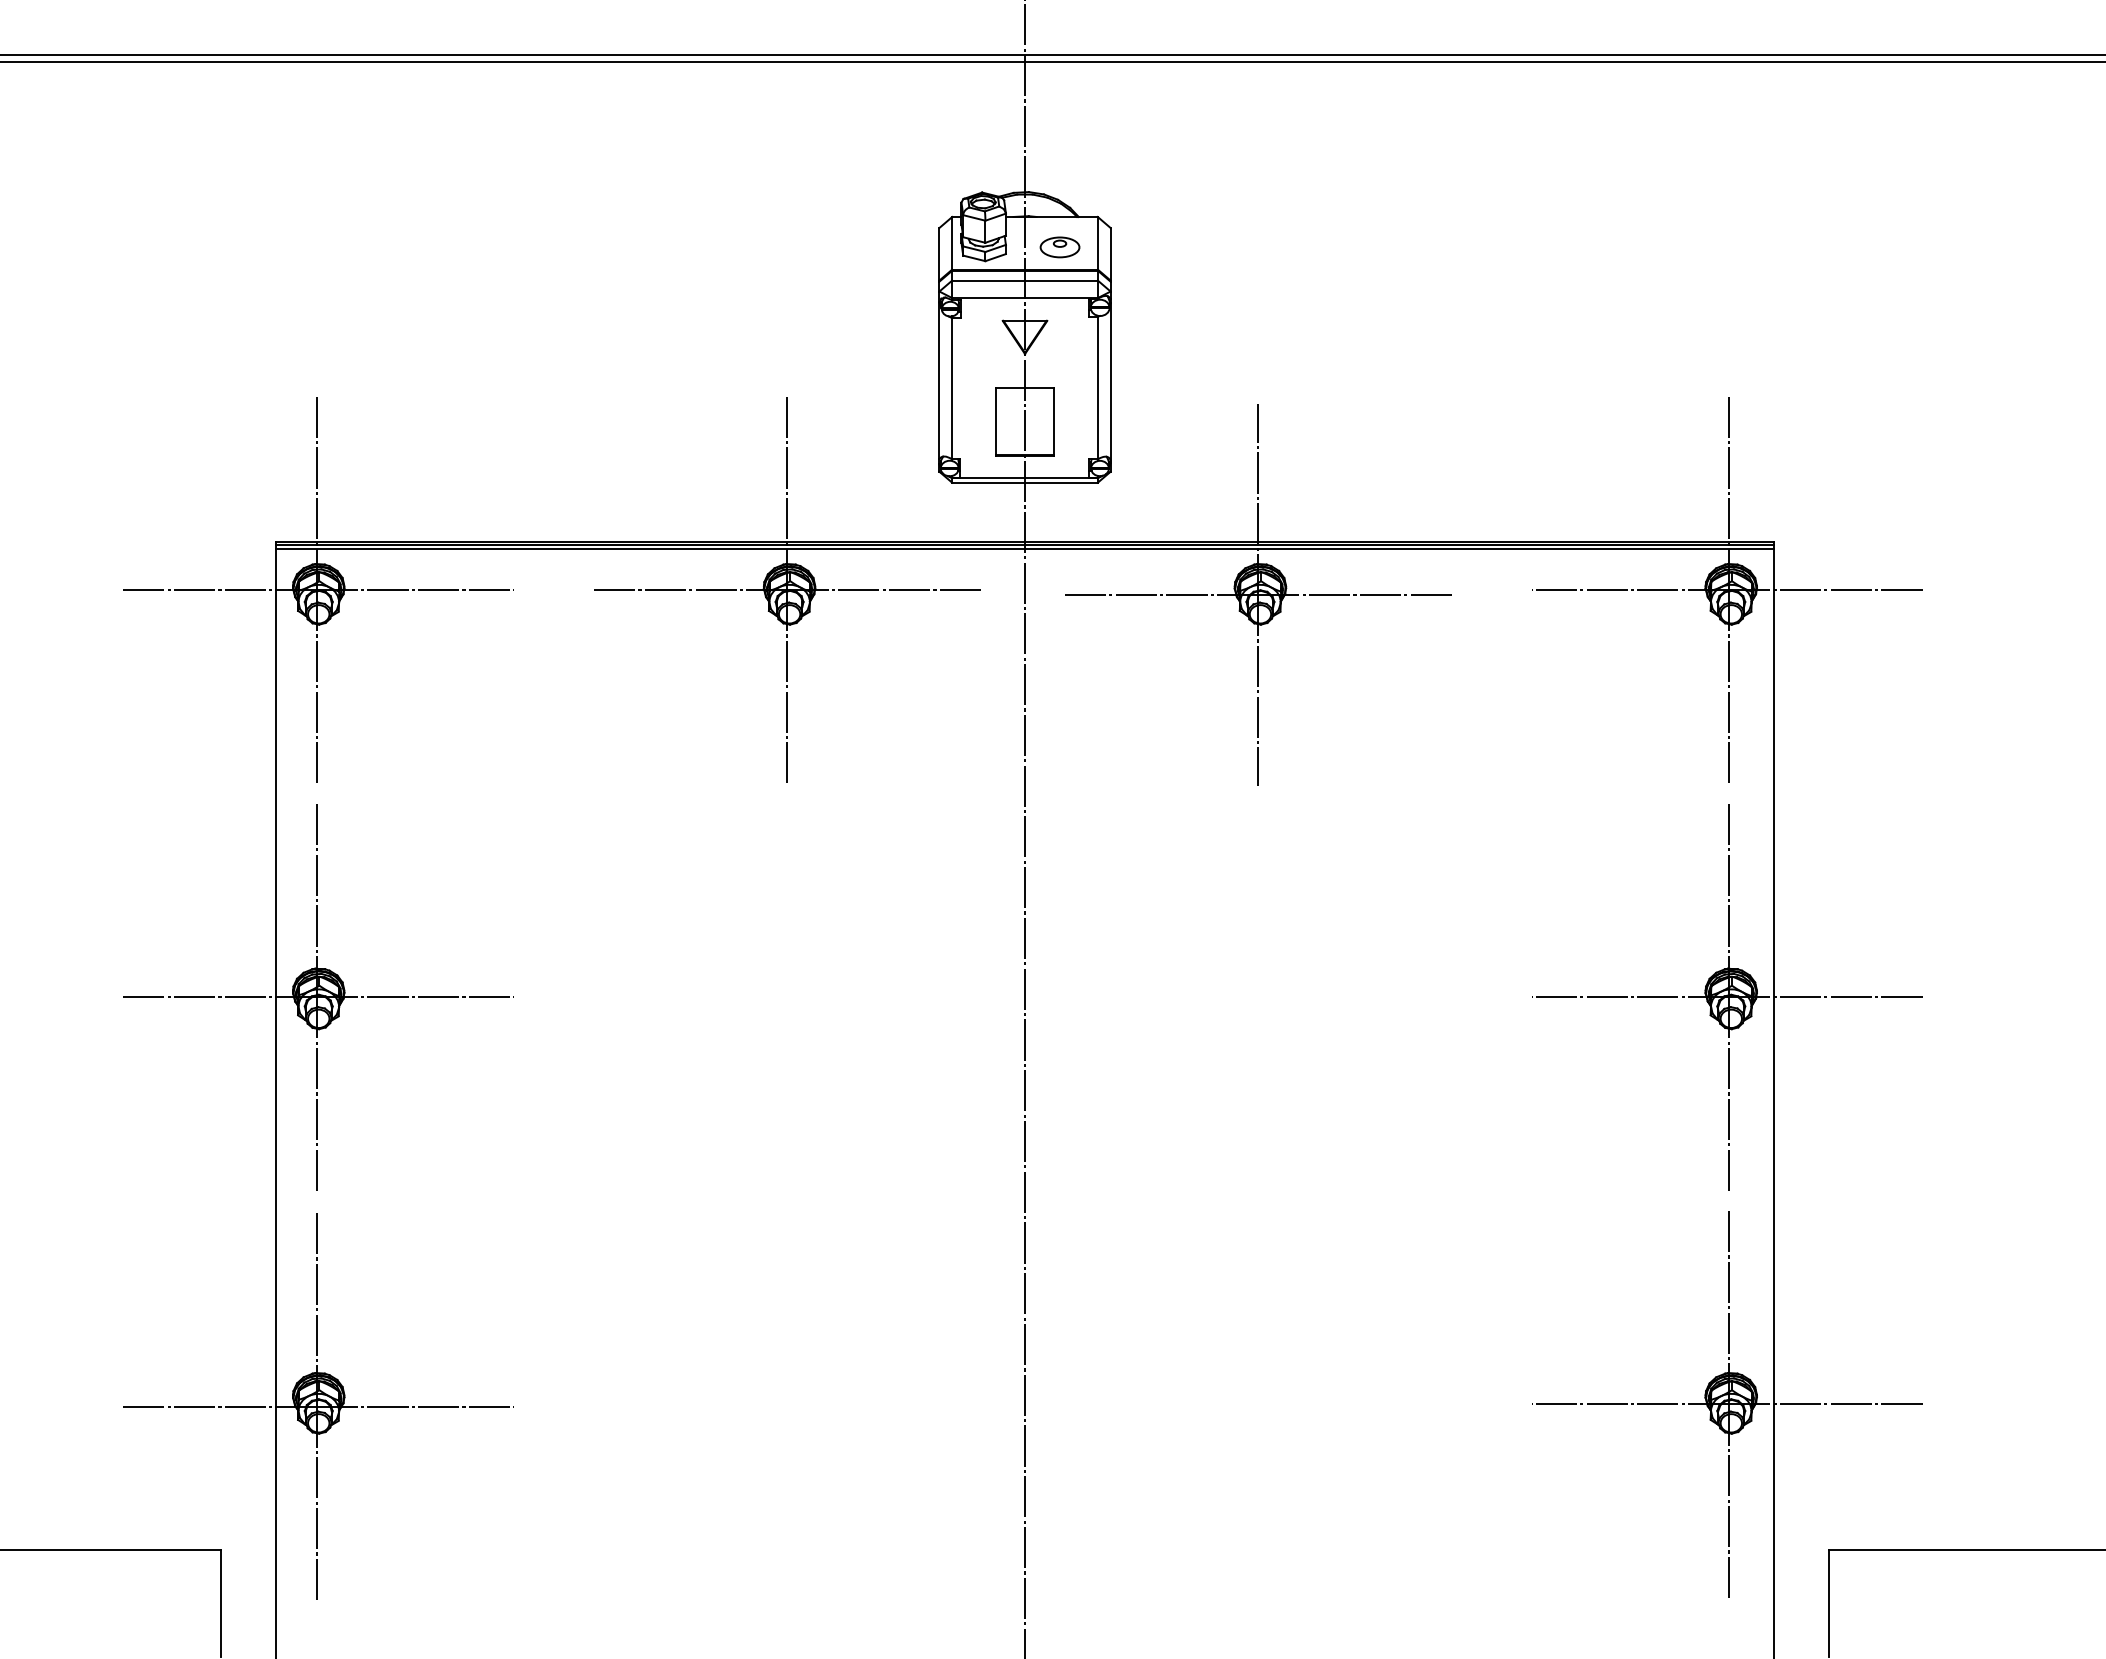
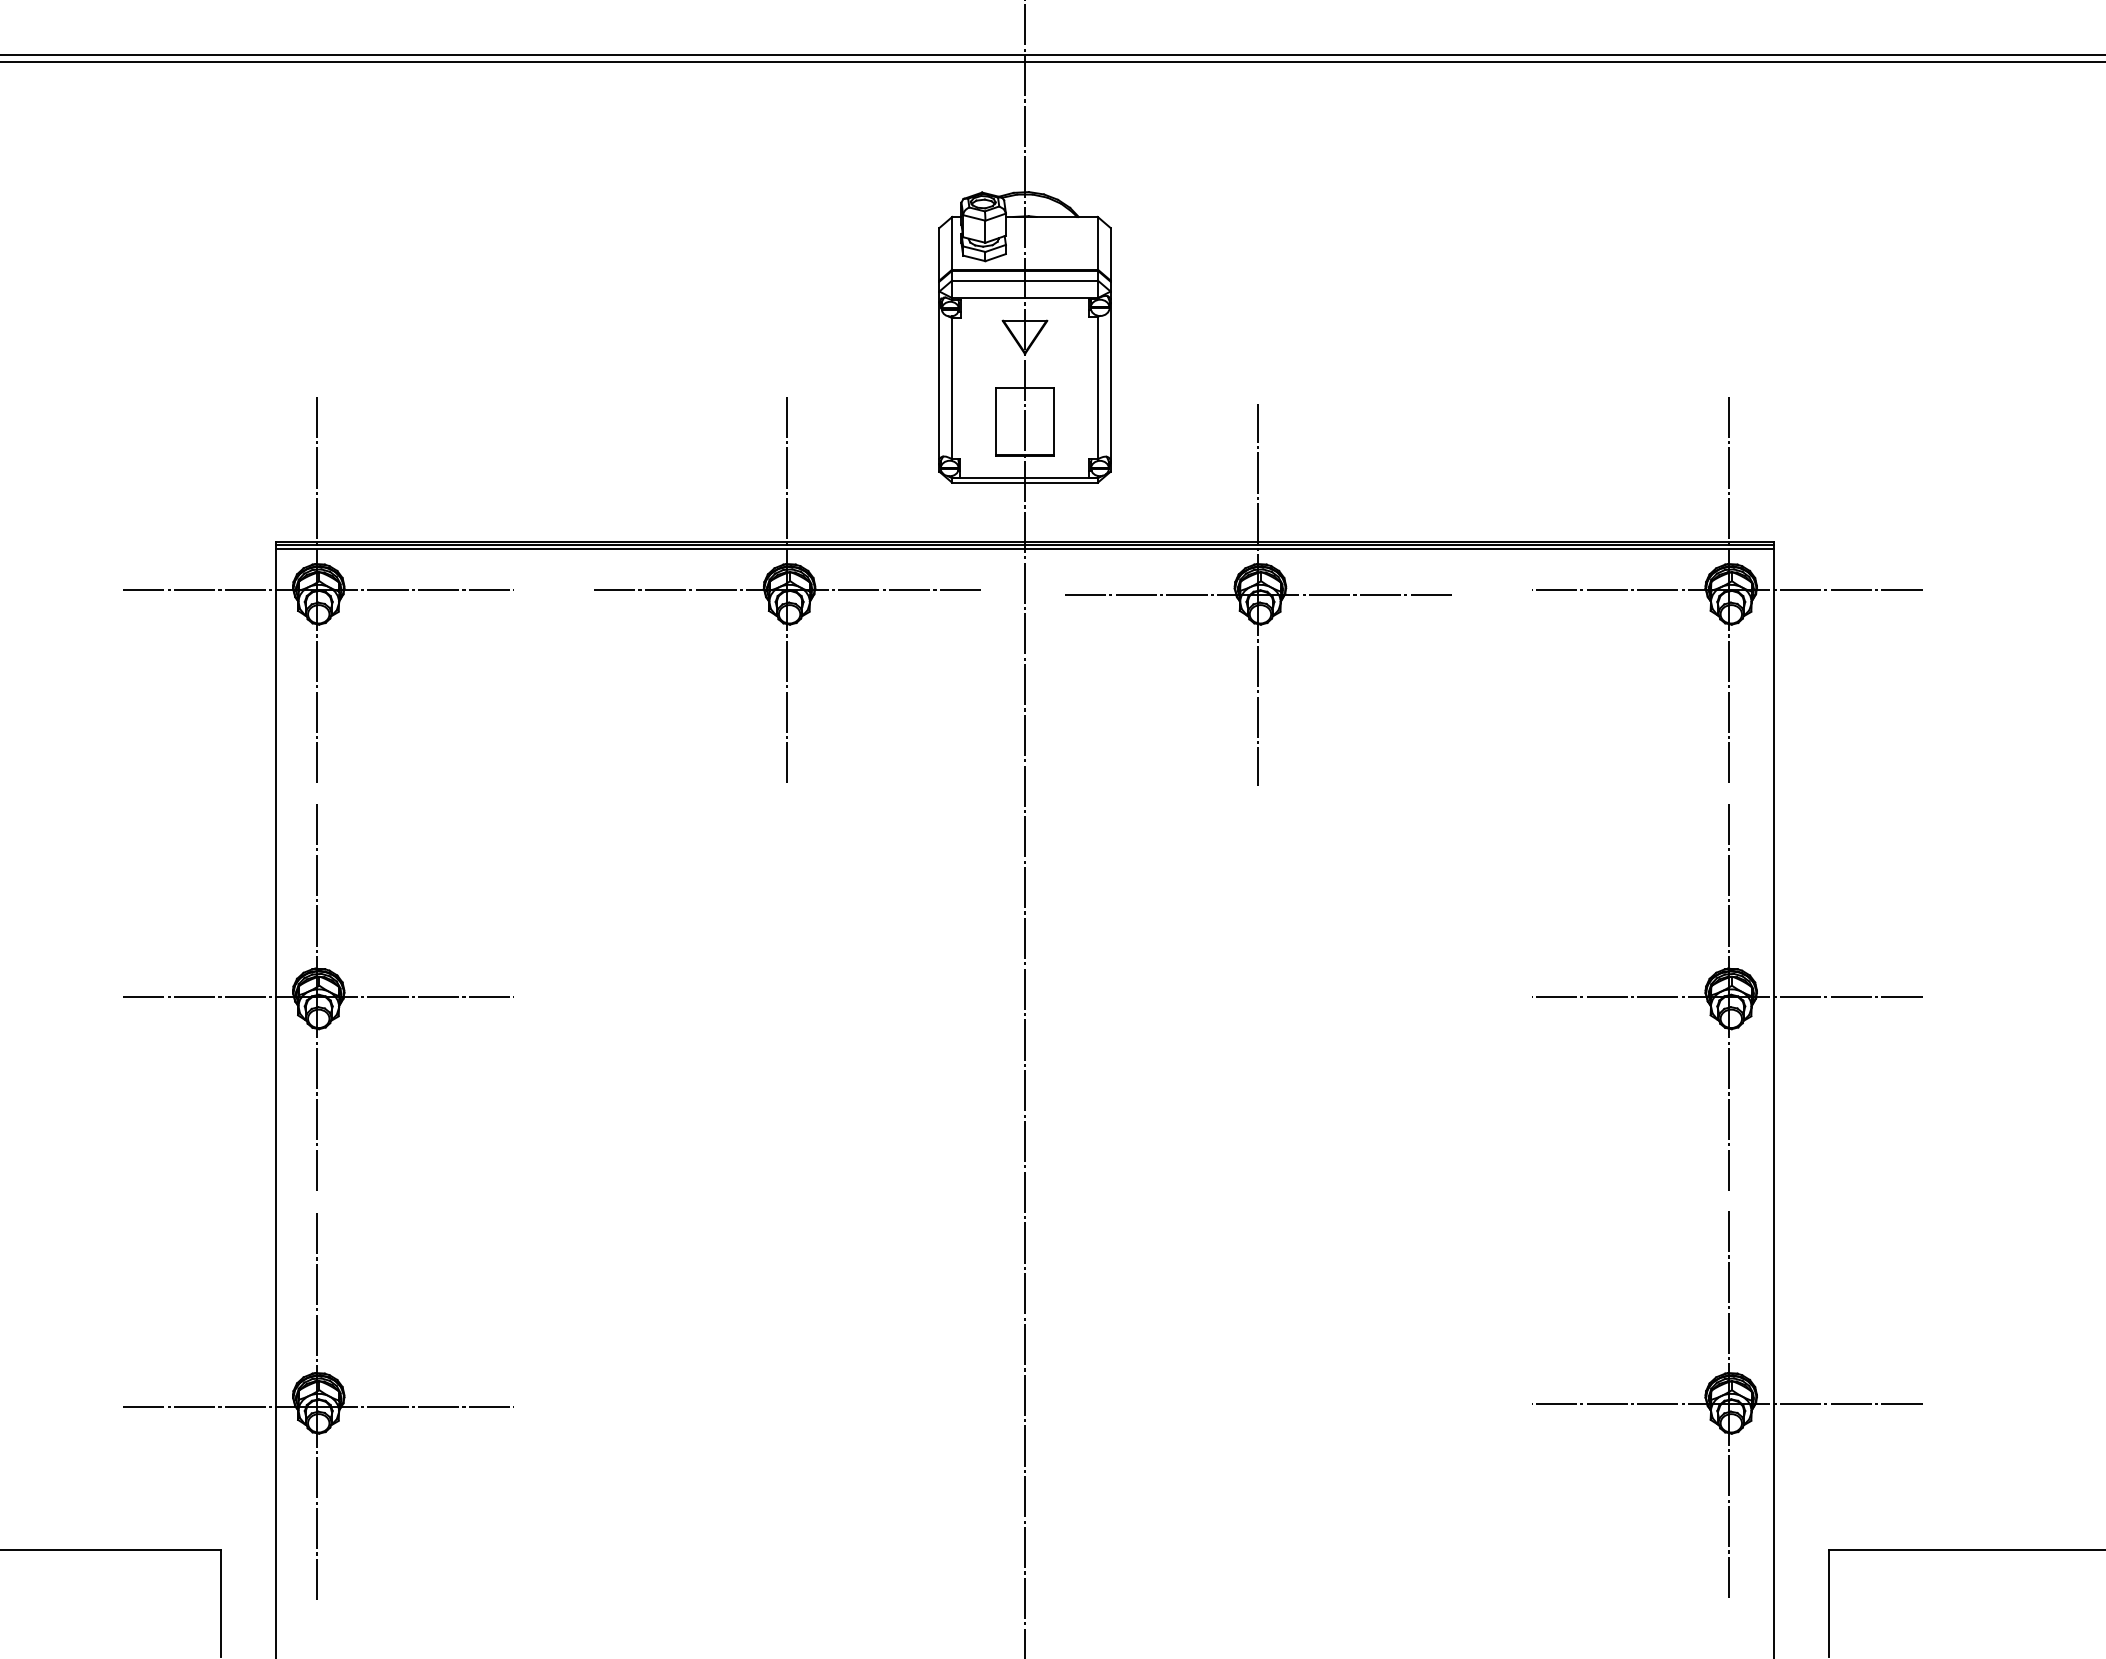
part: present -> none (1059, 247)
